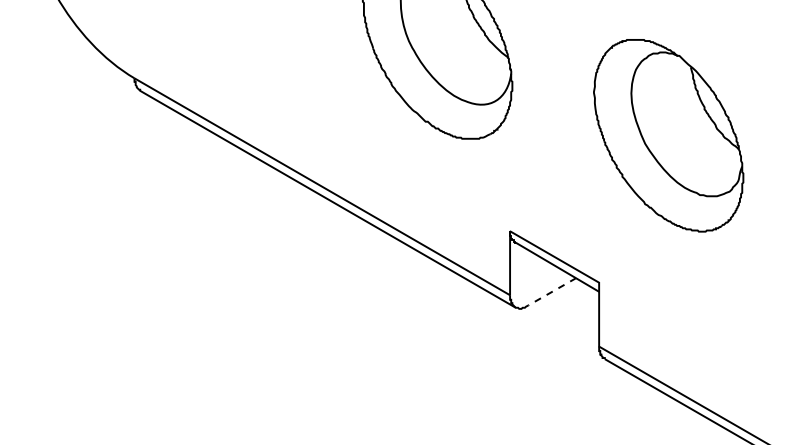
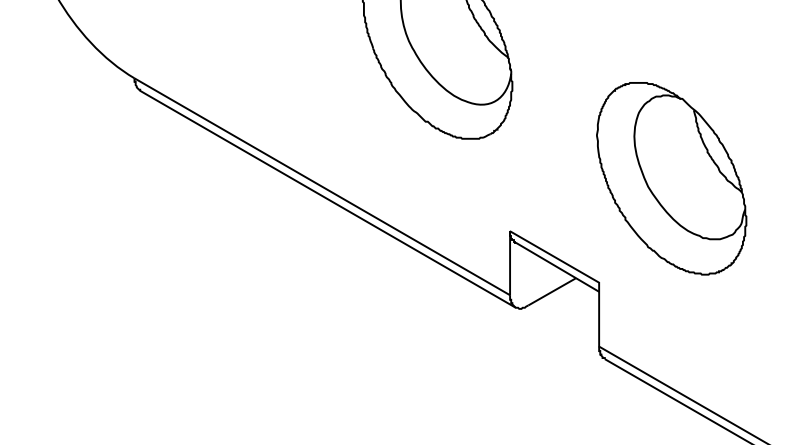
part position: (668, 135) -> (671, 178) (671, 178)
line: dashed -> solid (552, 291)
